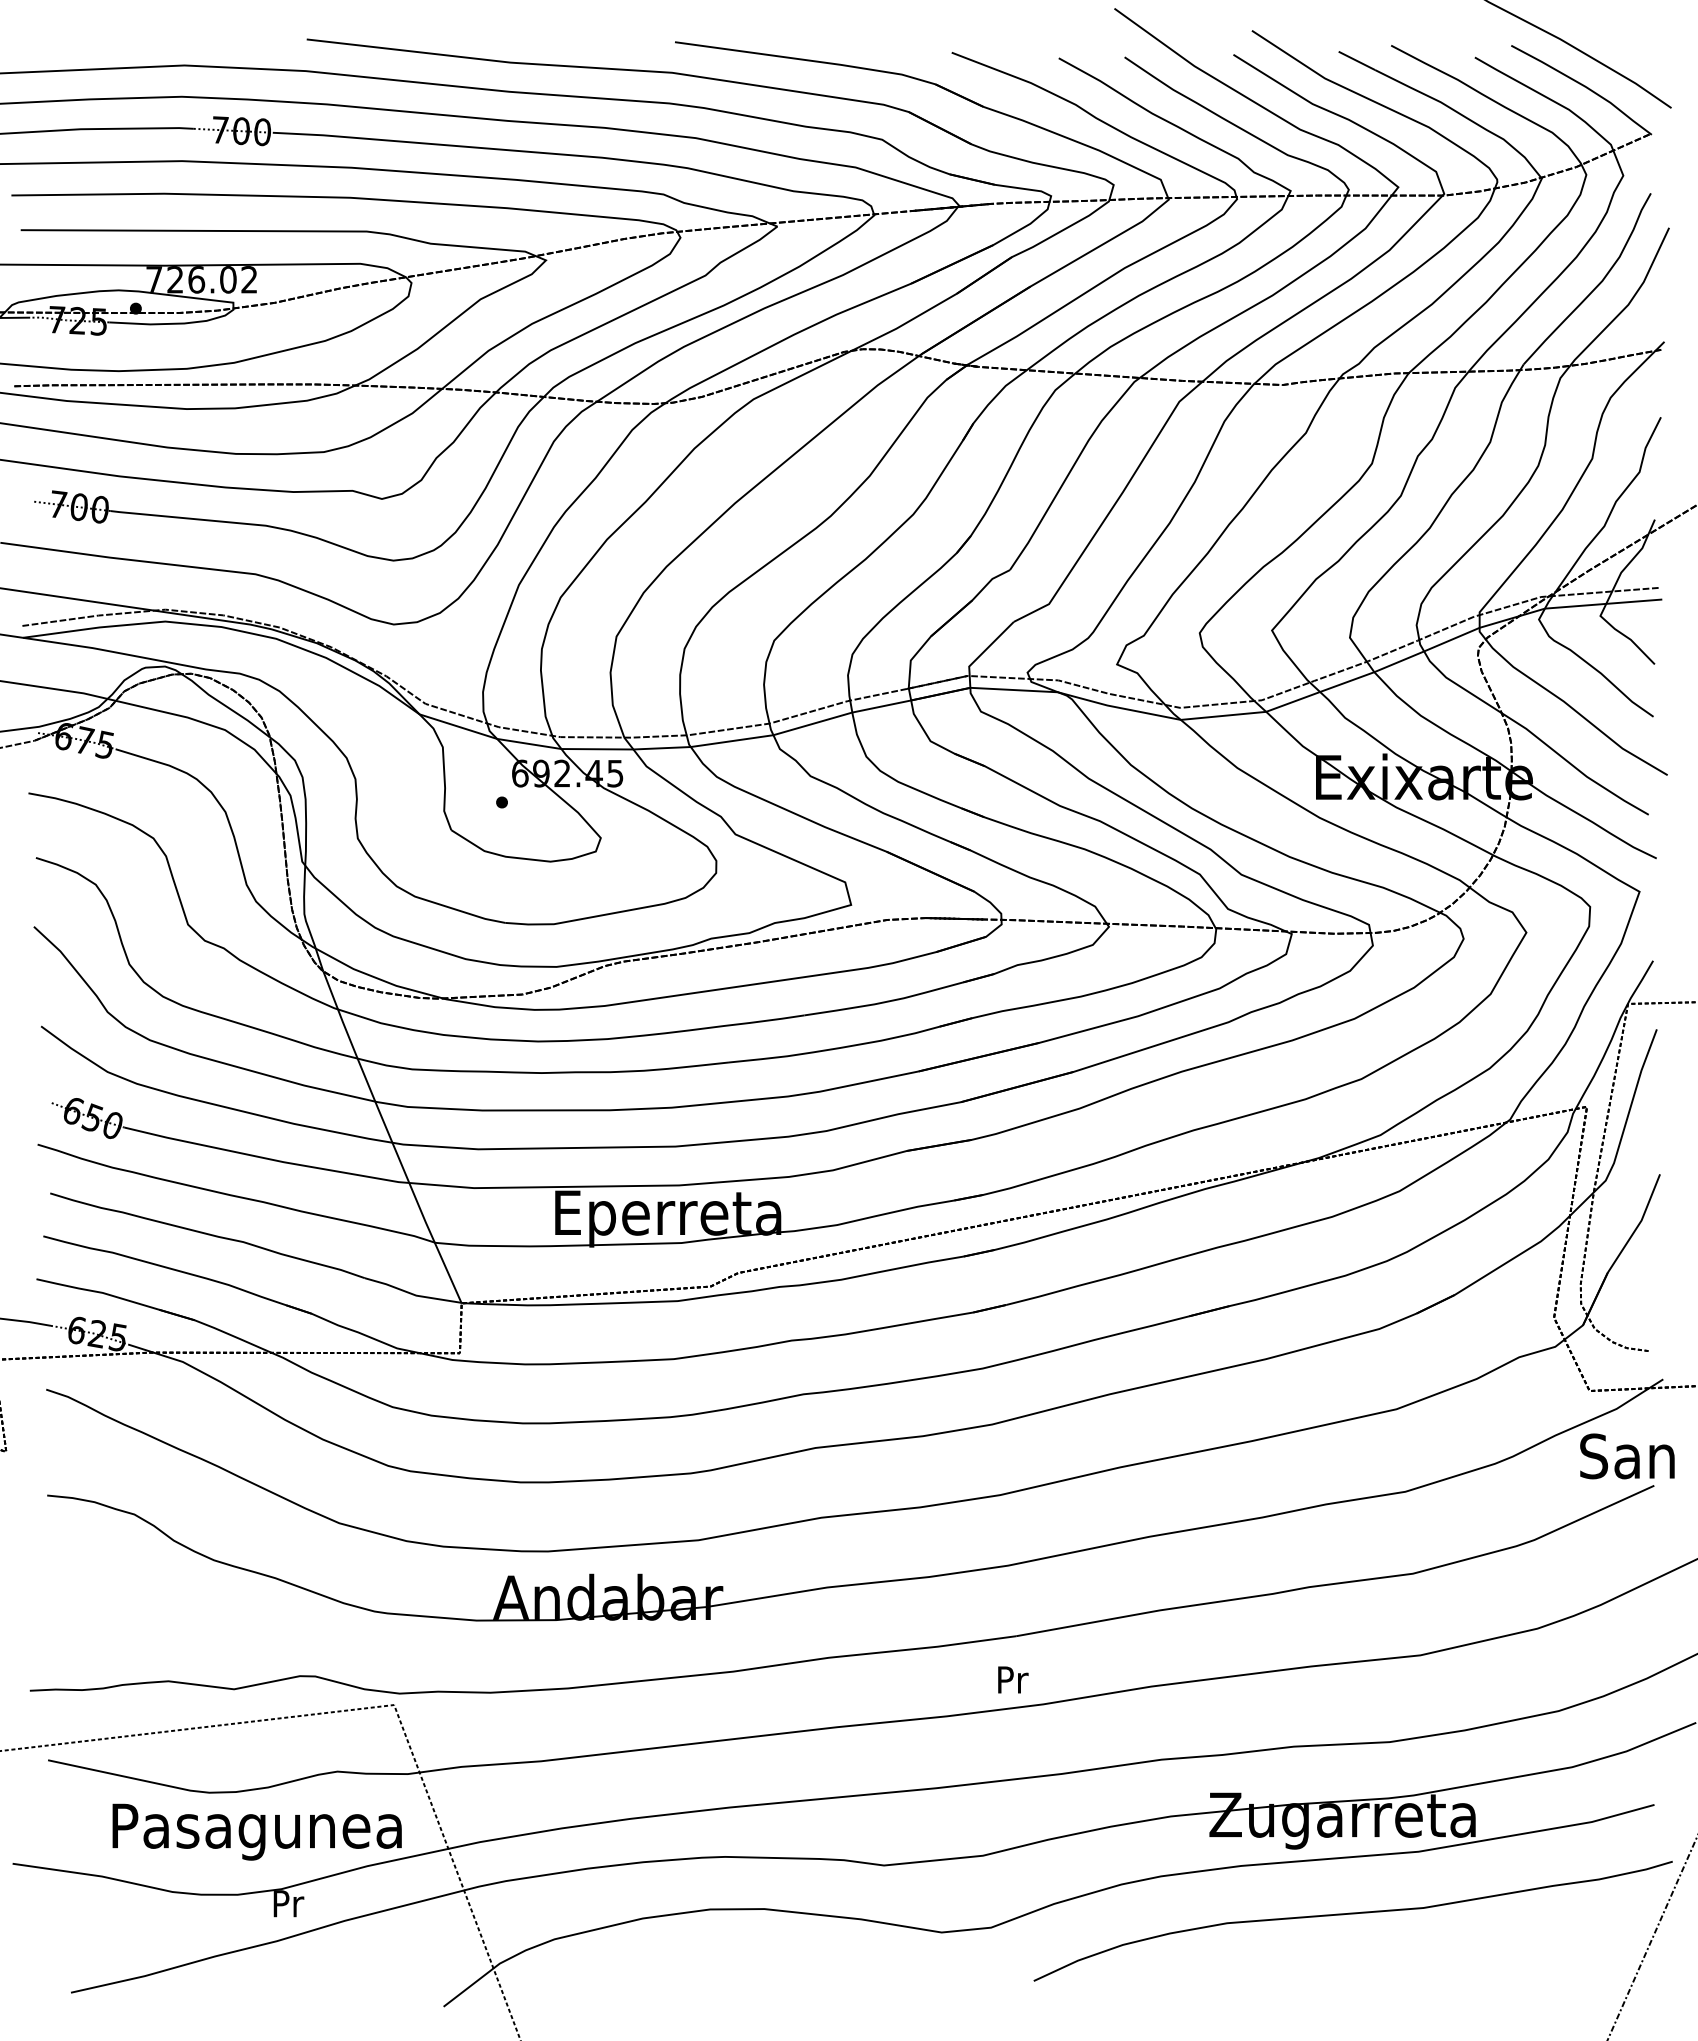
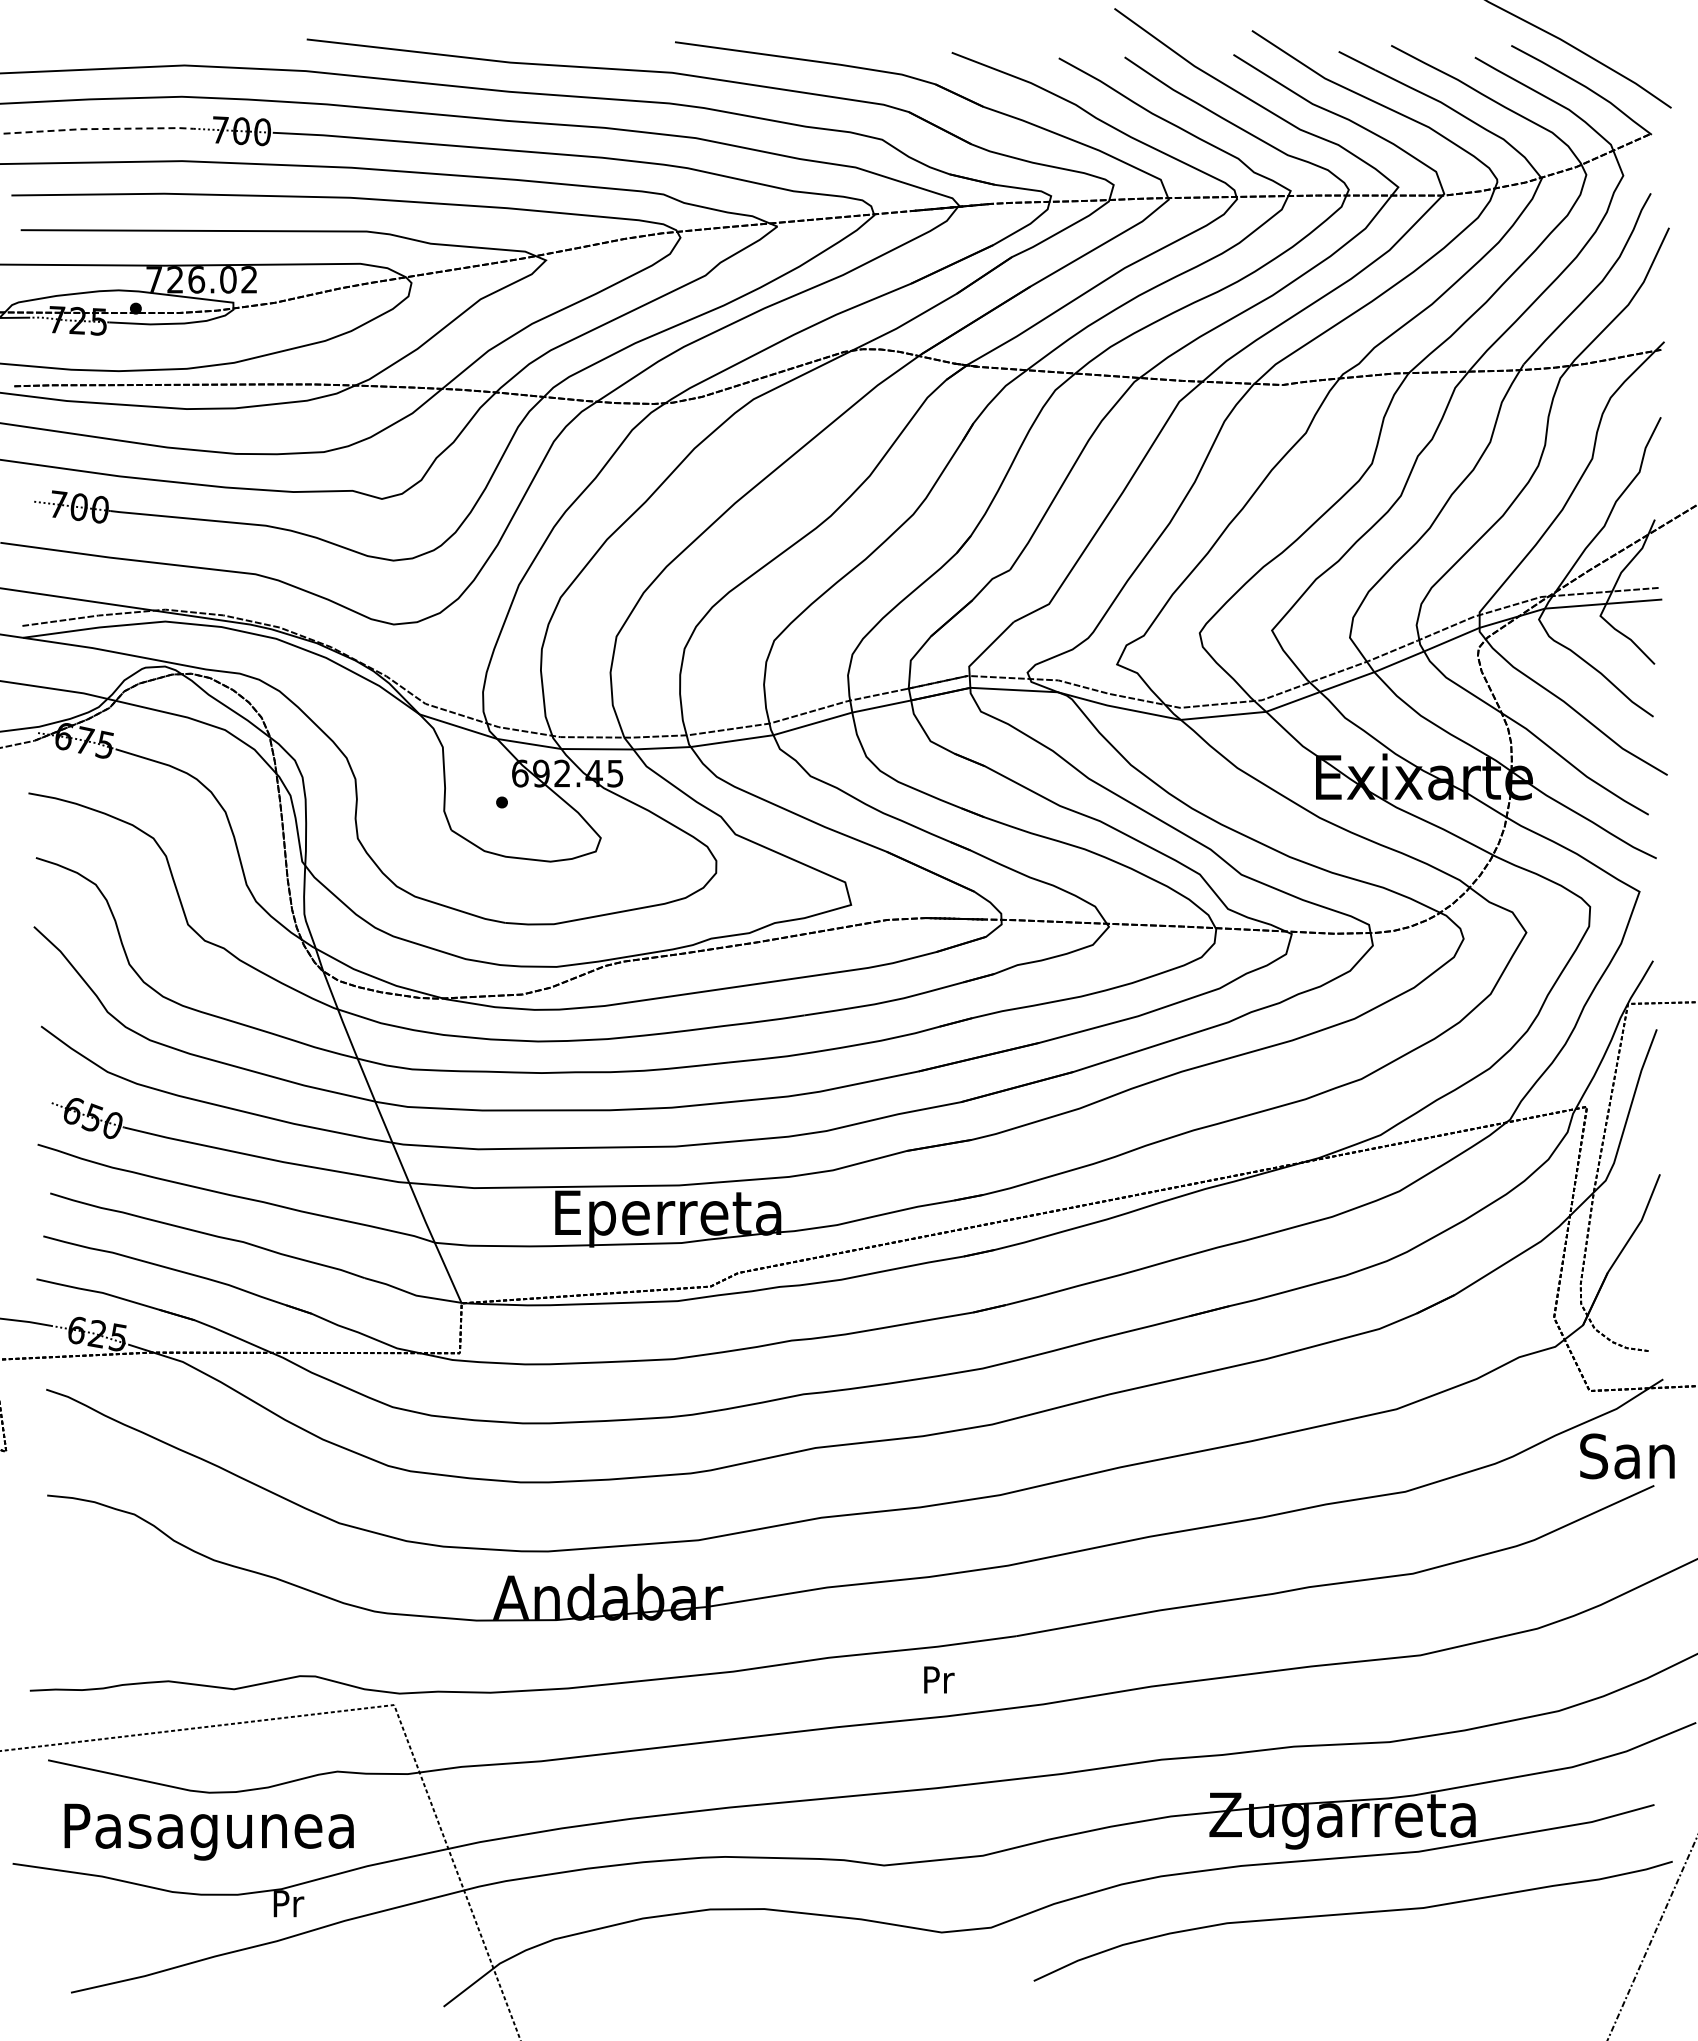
line: solid -> dashed (97, 129)
text position: (1013, 1679) -> (939, 1679) (939, 1679)
text position: (256, 1831) -> (208, 1831) (208, 1831)
